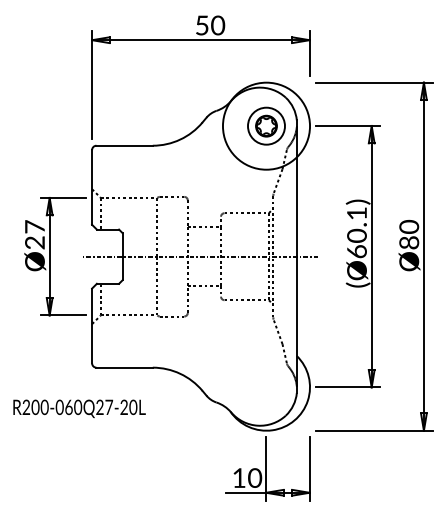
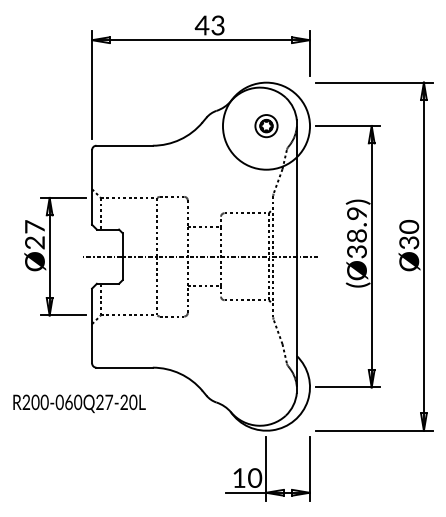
text: 50 -> 43 (209, 25)
part size: 39x40 px -> 25x25 px (266, 126)
text: (Ø60.1) -> (Ø38.9) (356, 232)
text: Ø80 -> Ø30 (409, 242)
text position: (79, 408) -> (79, 403) (79, 403)
